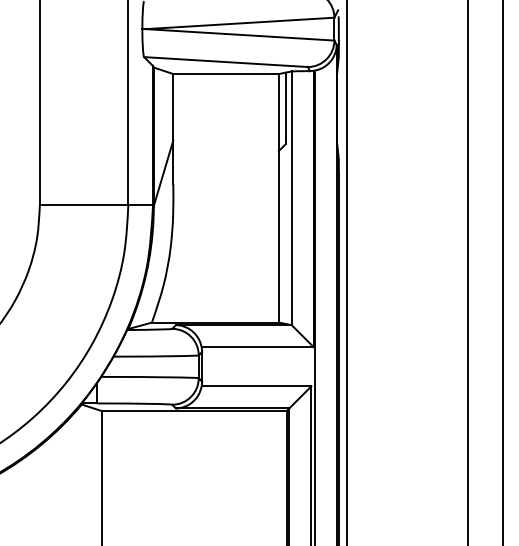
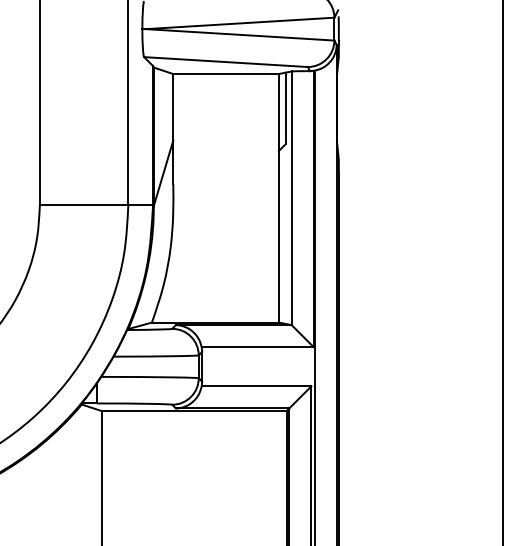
line: present -> none (346, 272)
line: present -> none (468, 272)
